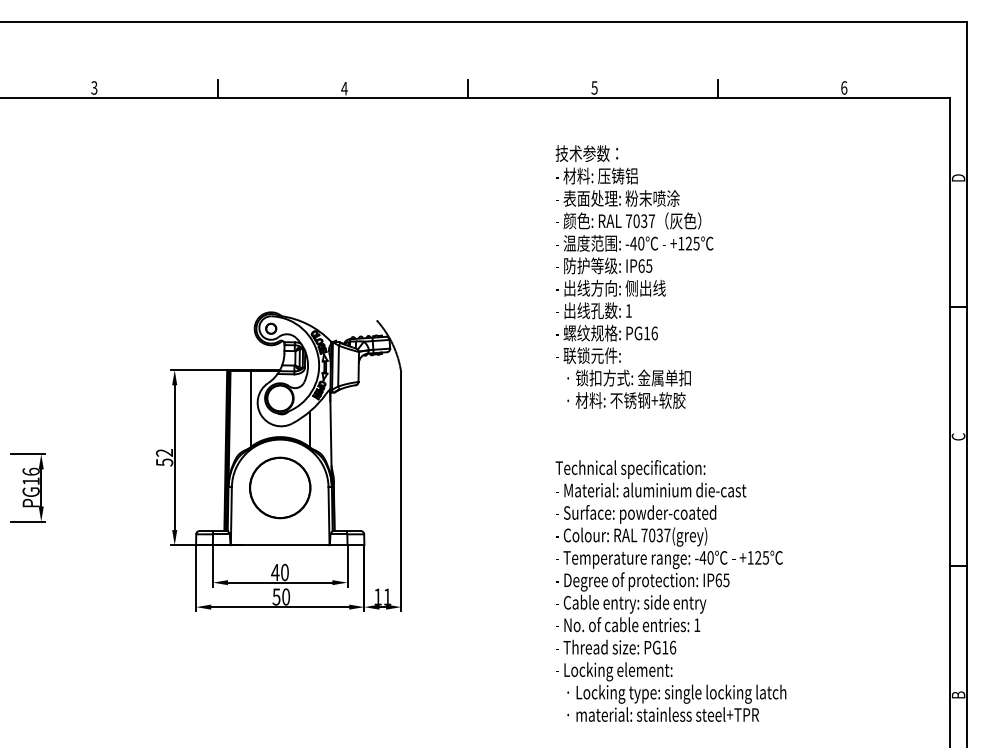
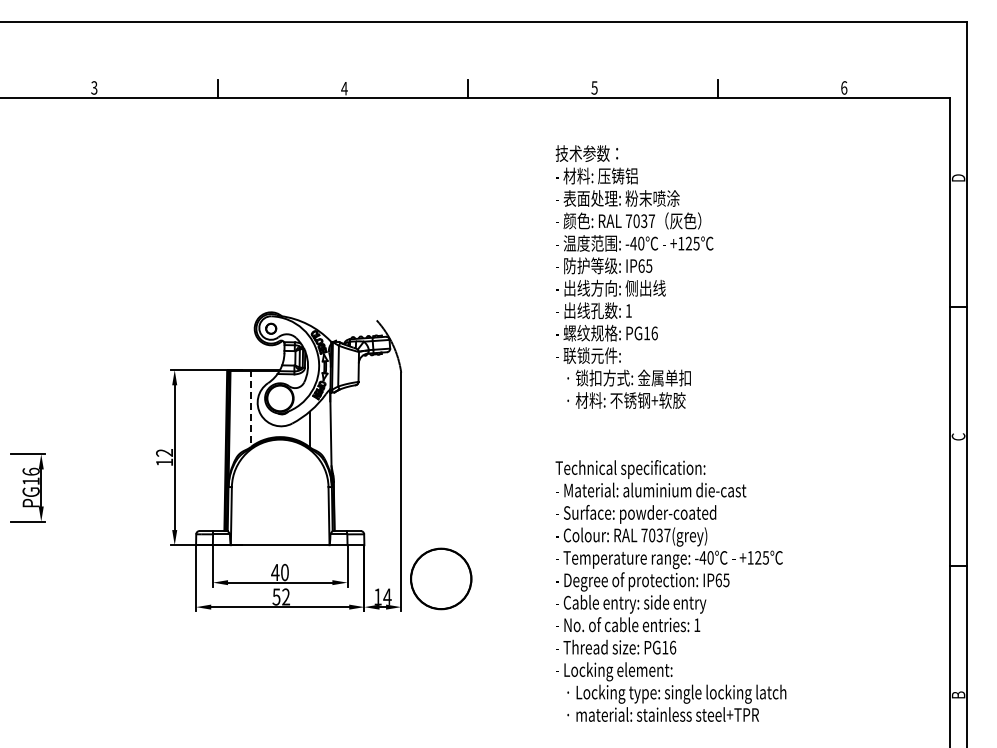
line: solid -> dashed (250, 409)
text: 52 -> 12 (164, 462)
part position: (280, 487) -> (441, 578) (441, 578)
text: 50 -> 52 (286, 596)
text: 11 -> 14 (387, 596)
